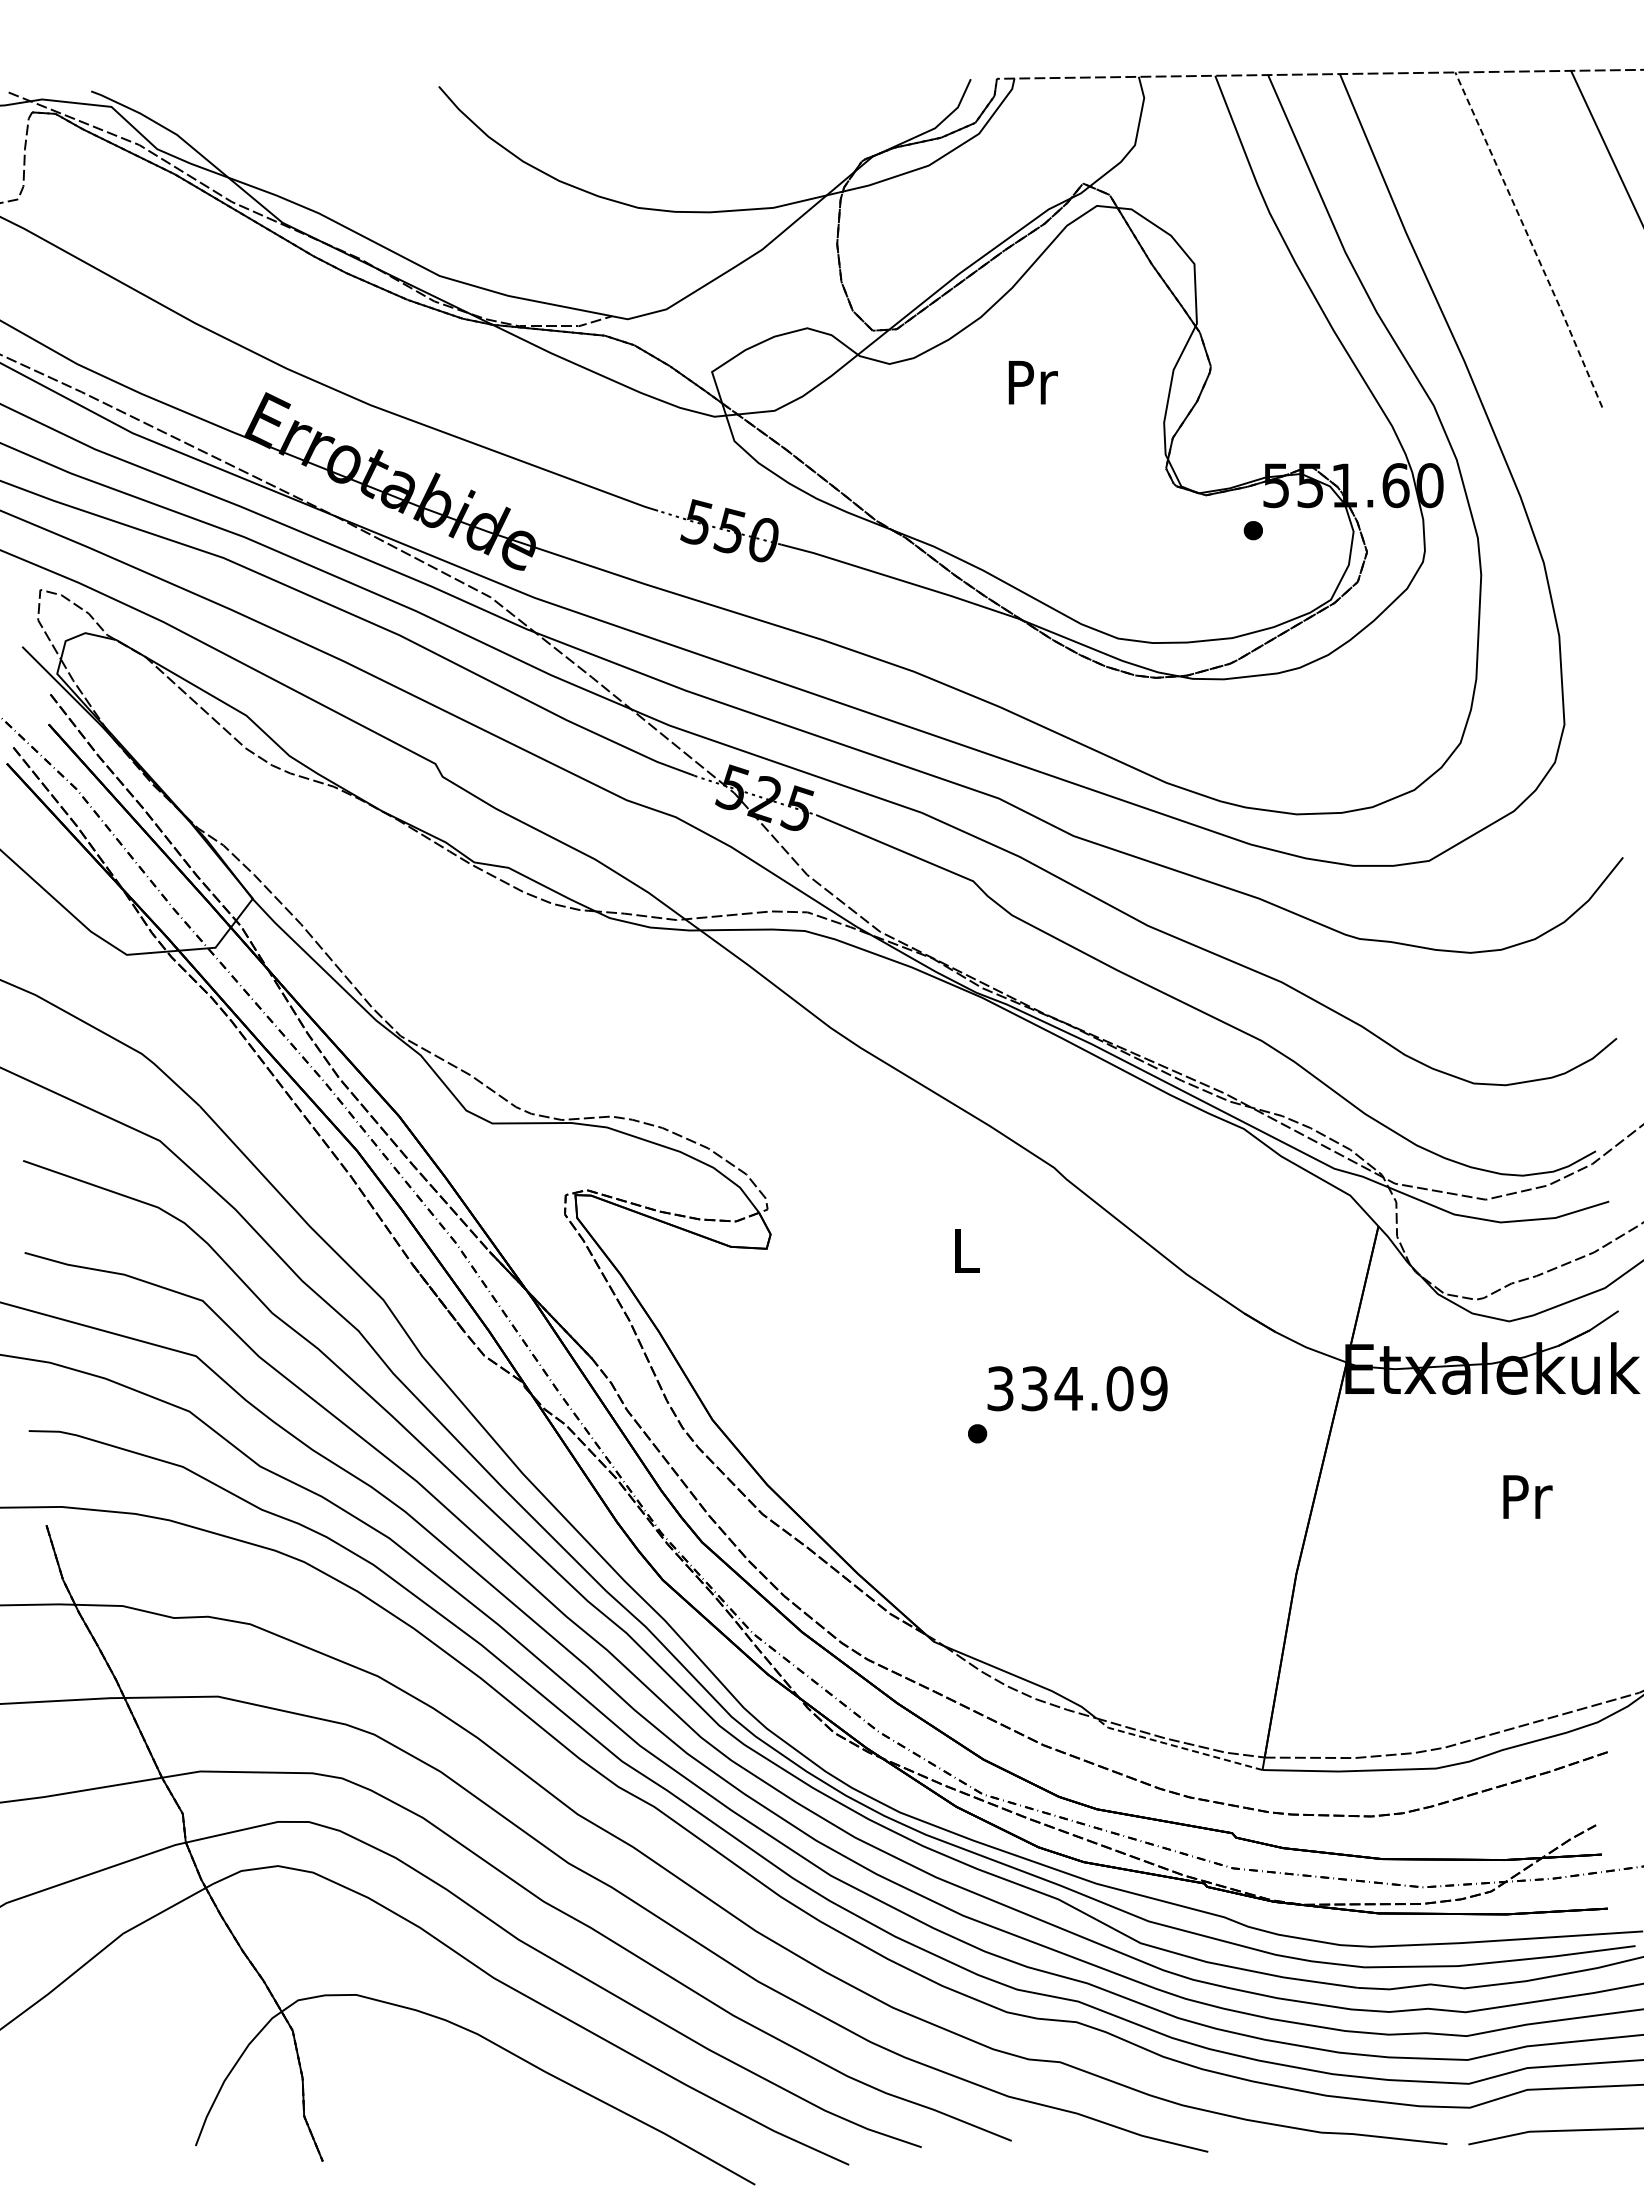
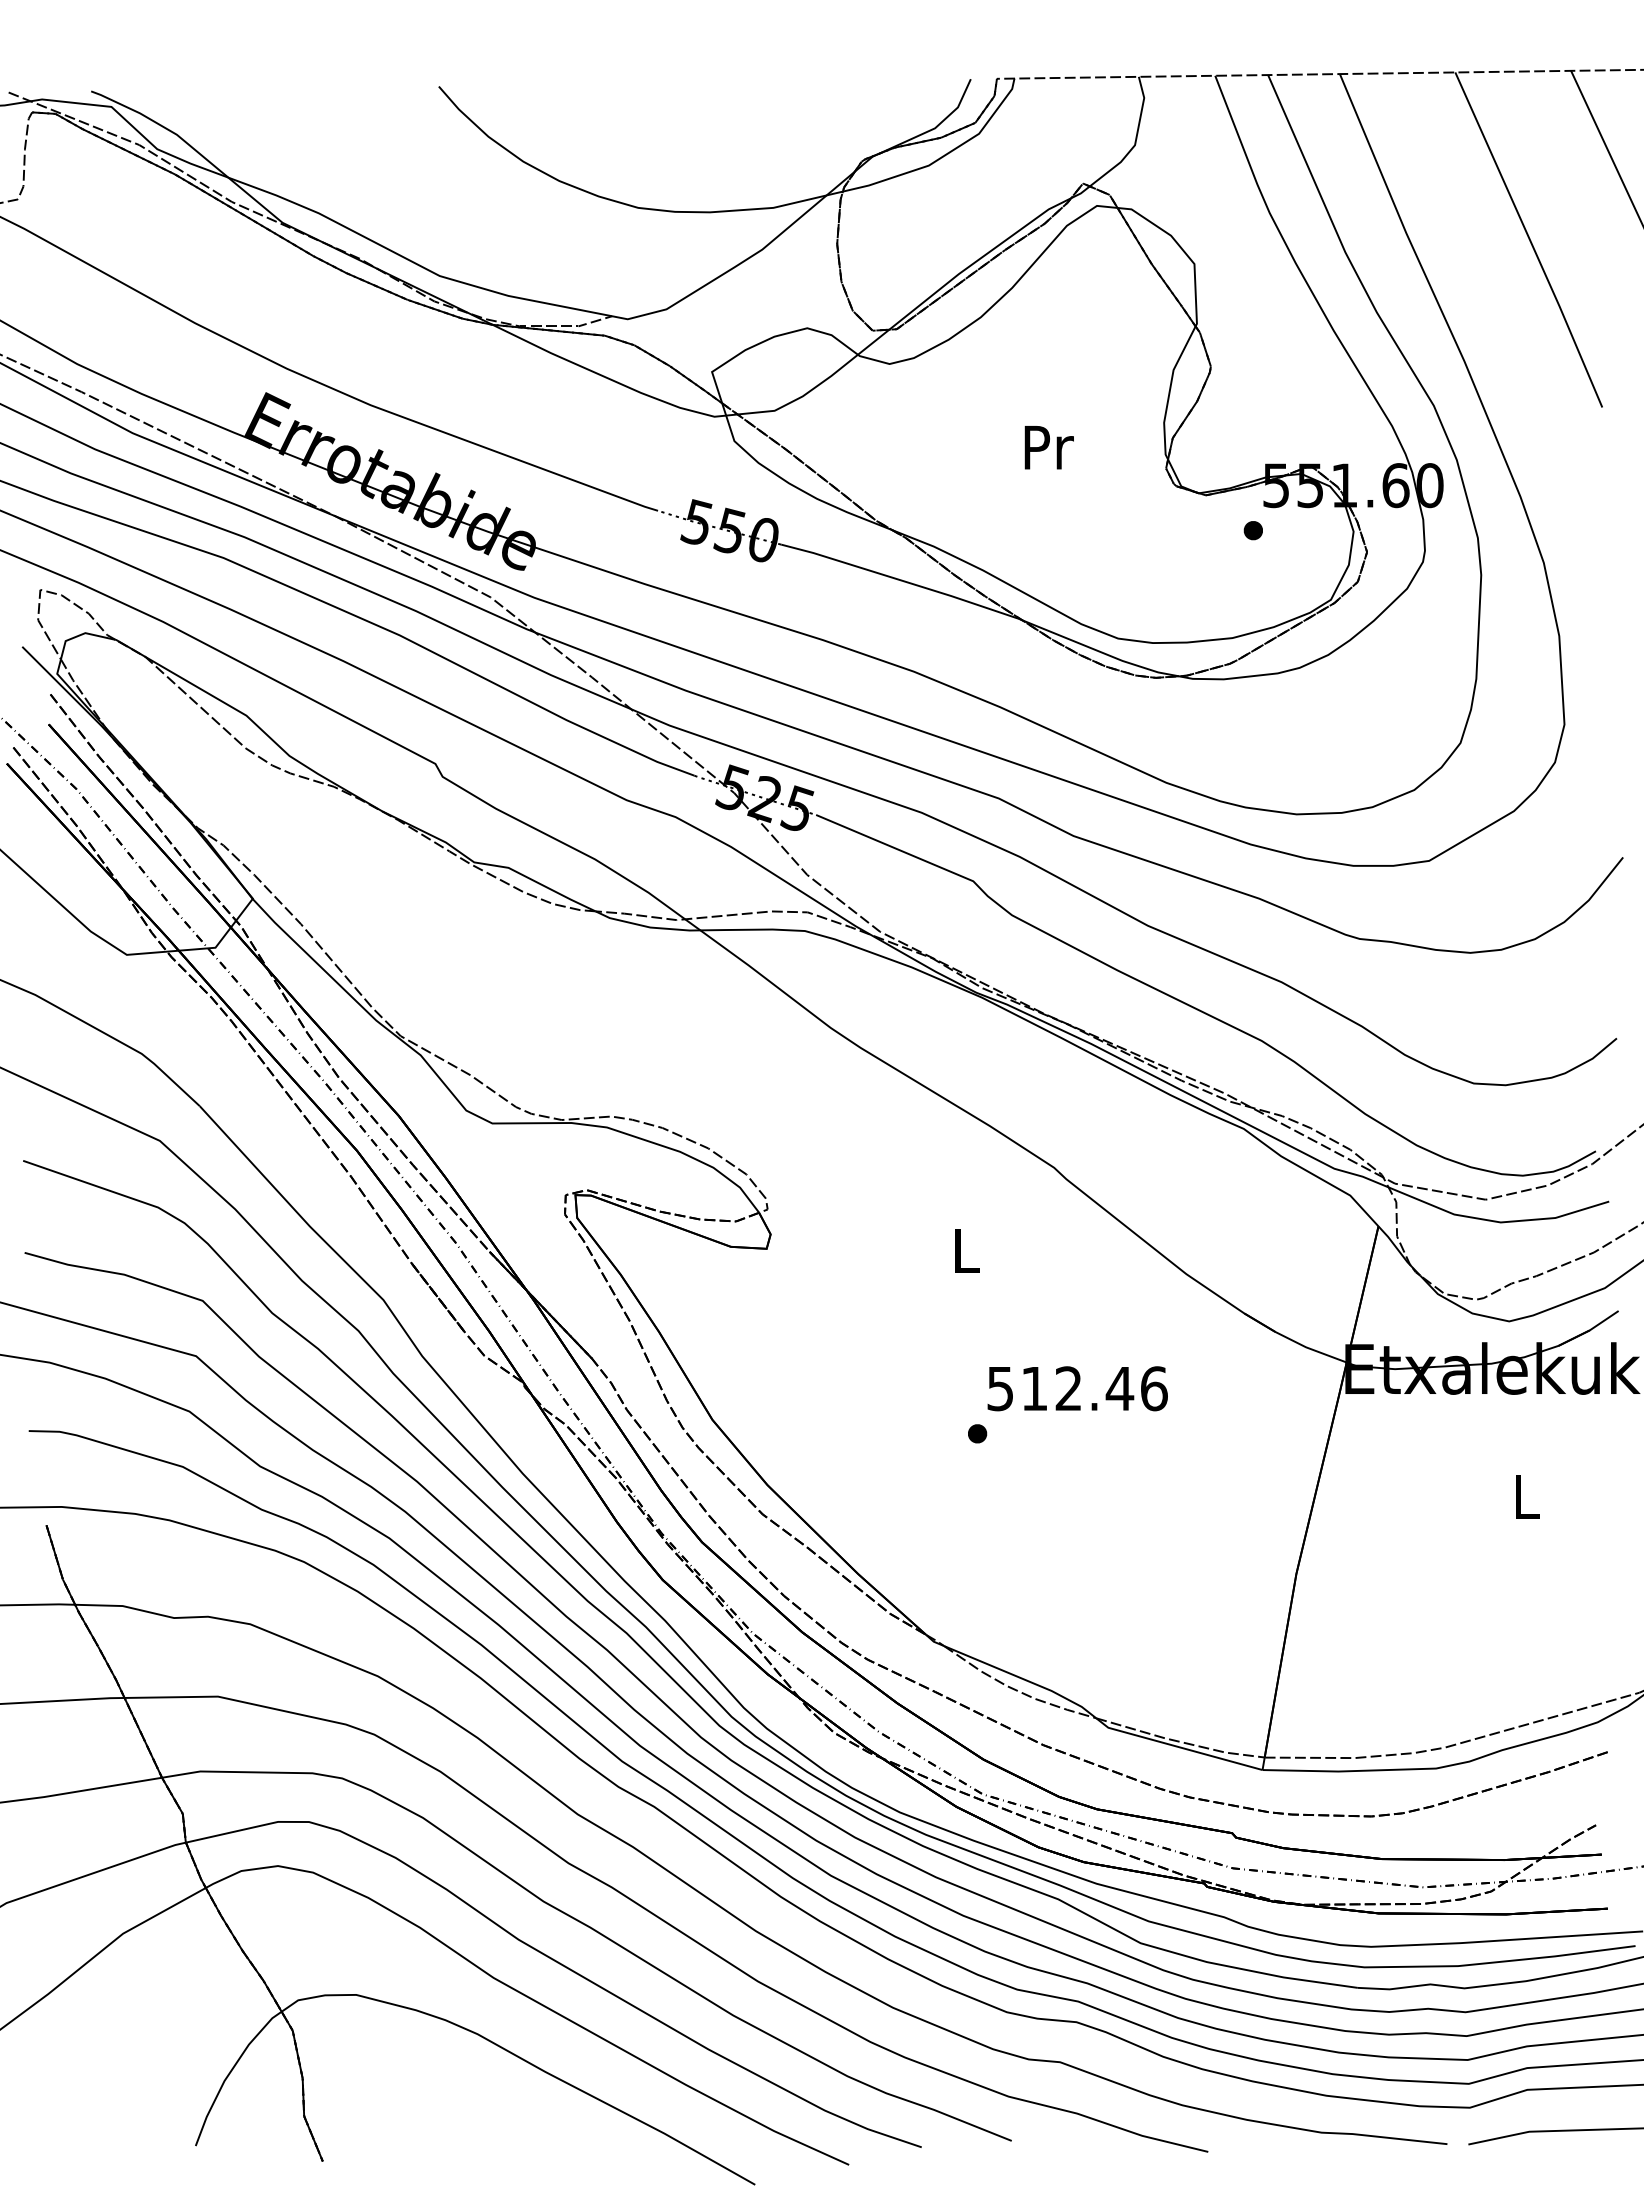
line: dashed -> solid (1529, 240)
text position: (1032, 382) -> (1048, 447) (1048, 447)
text: 334.09 -> 512.46 (1077, 1388)
text: Pr -> L (1527, 1496)
line: dashed -> solid (1176, 1746)
